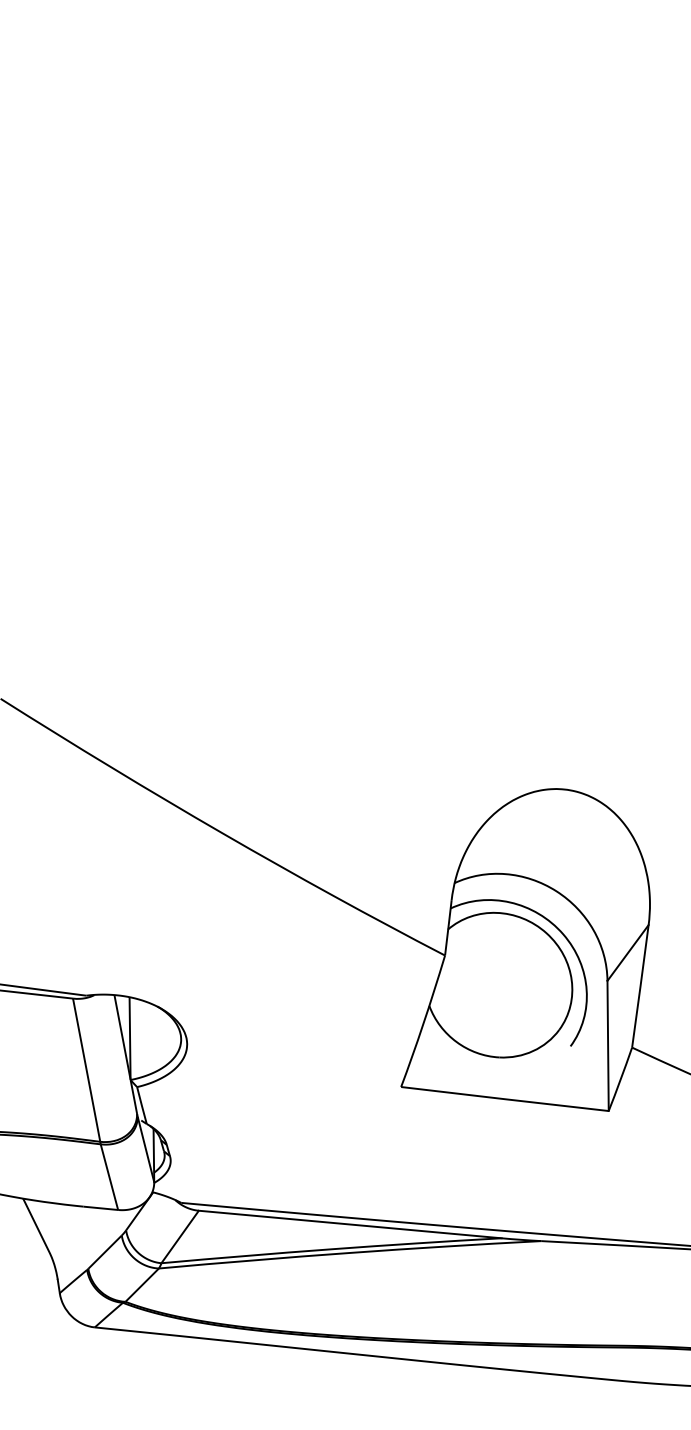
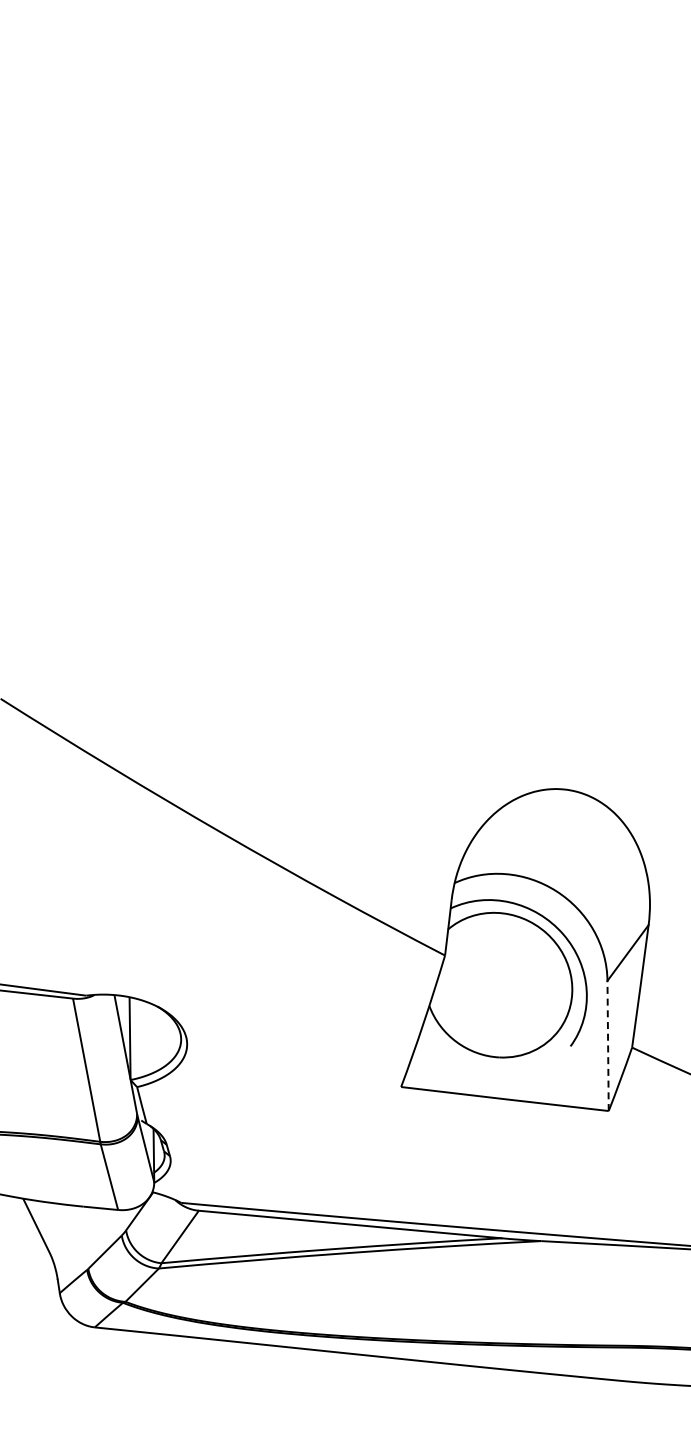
line: solid -> dashed (608, 1045)
